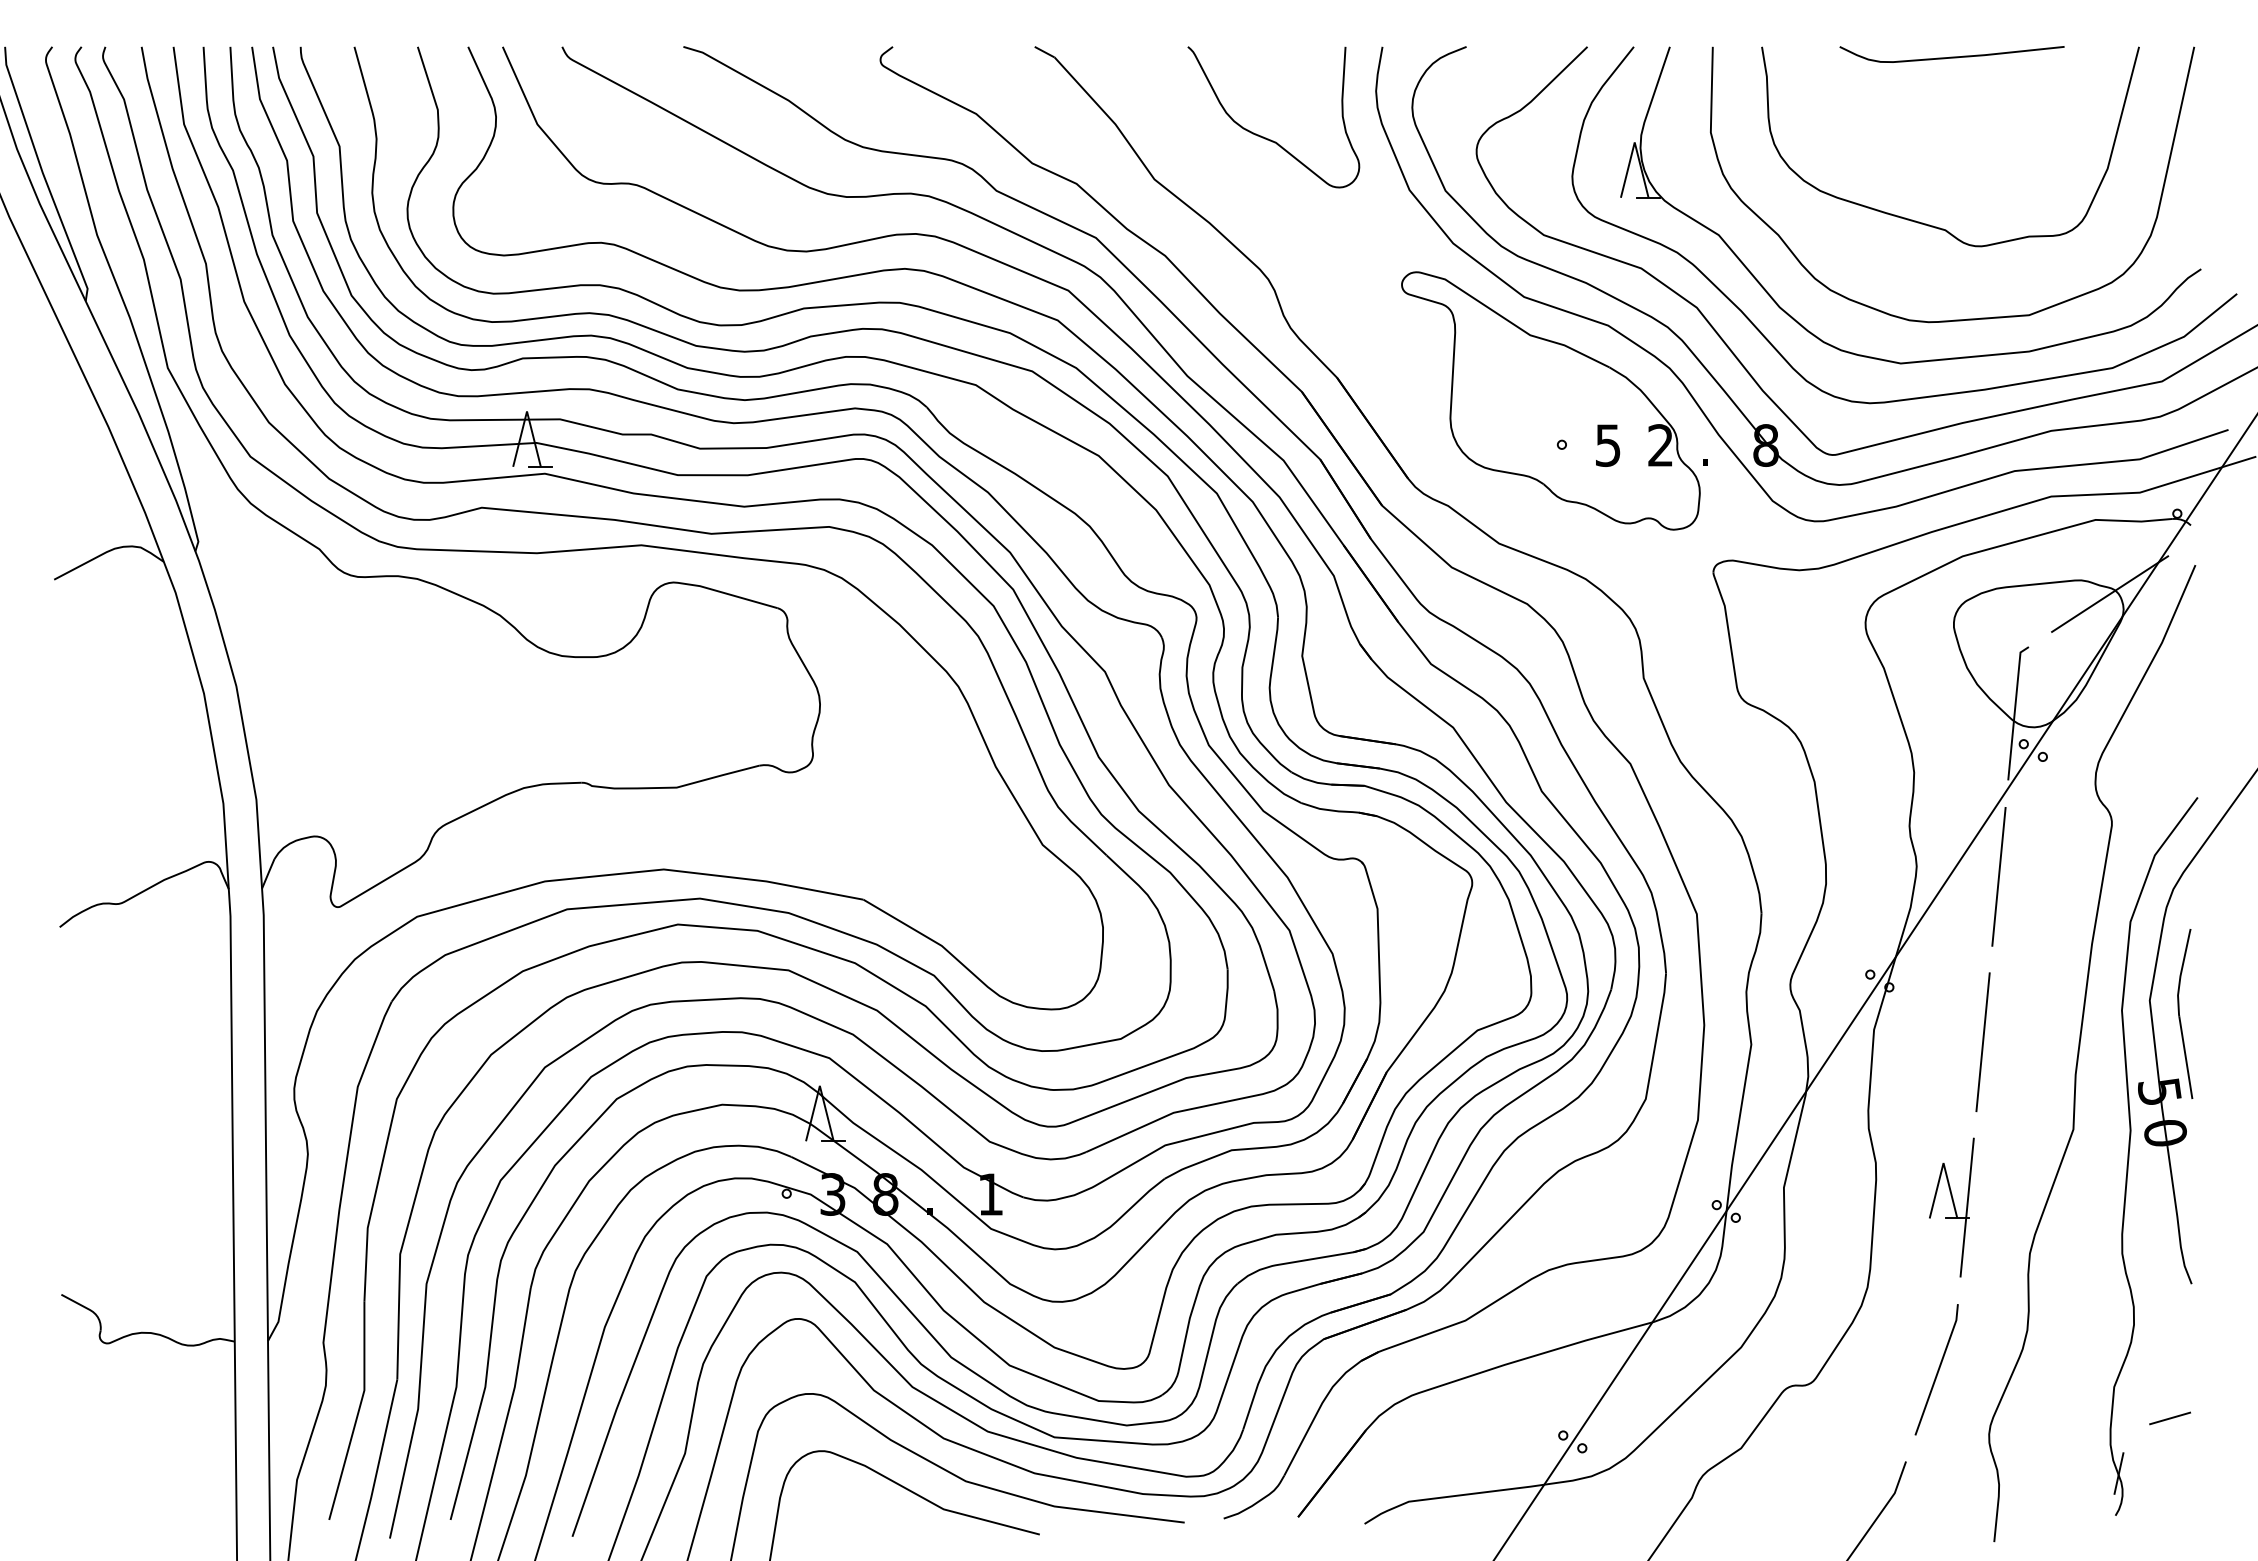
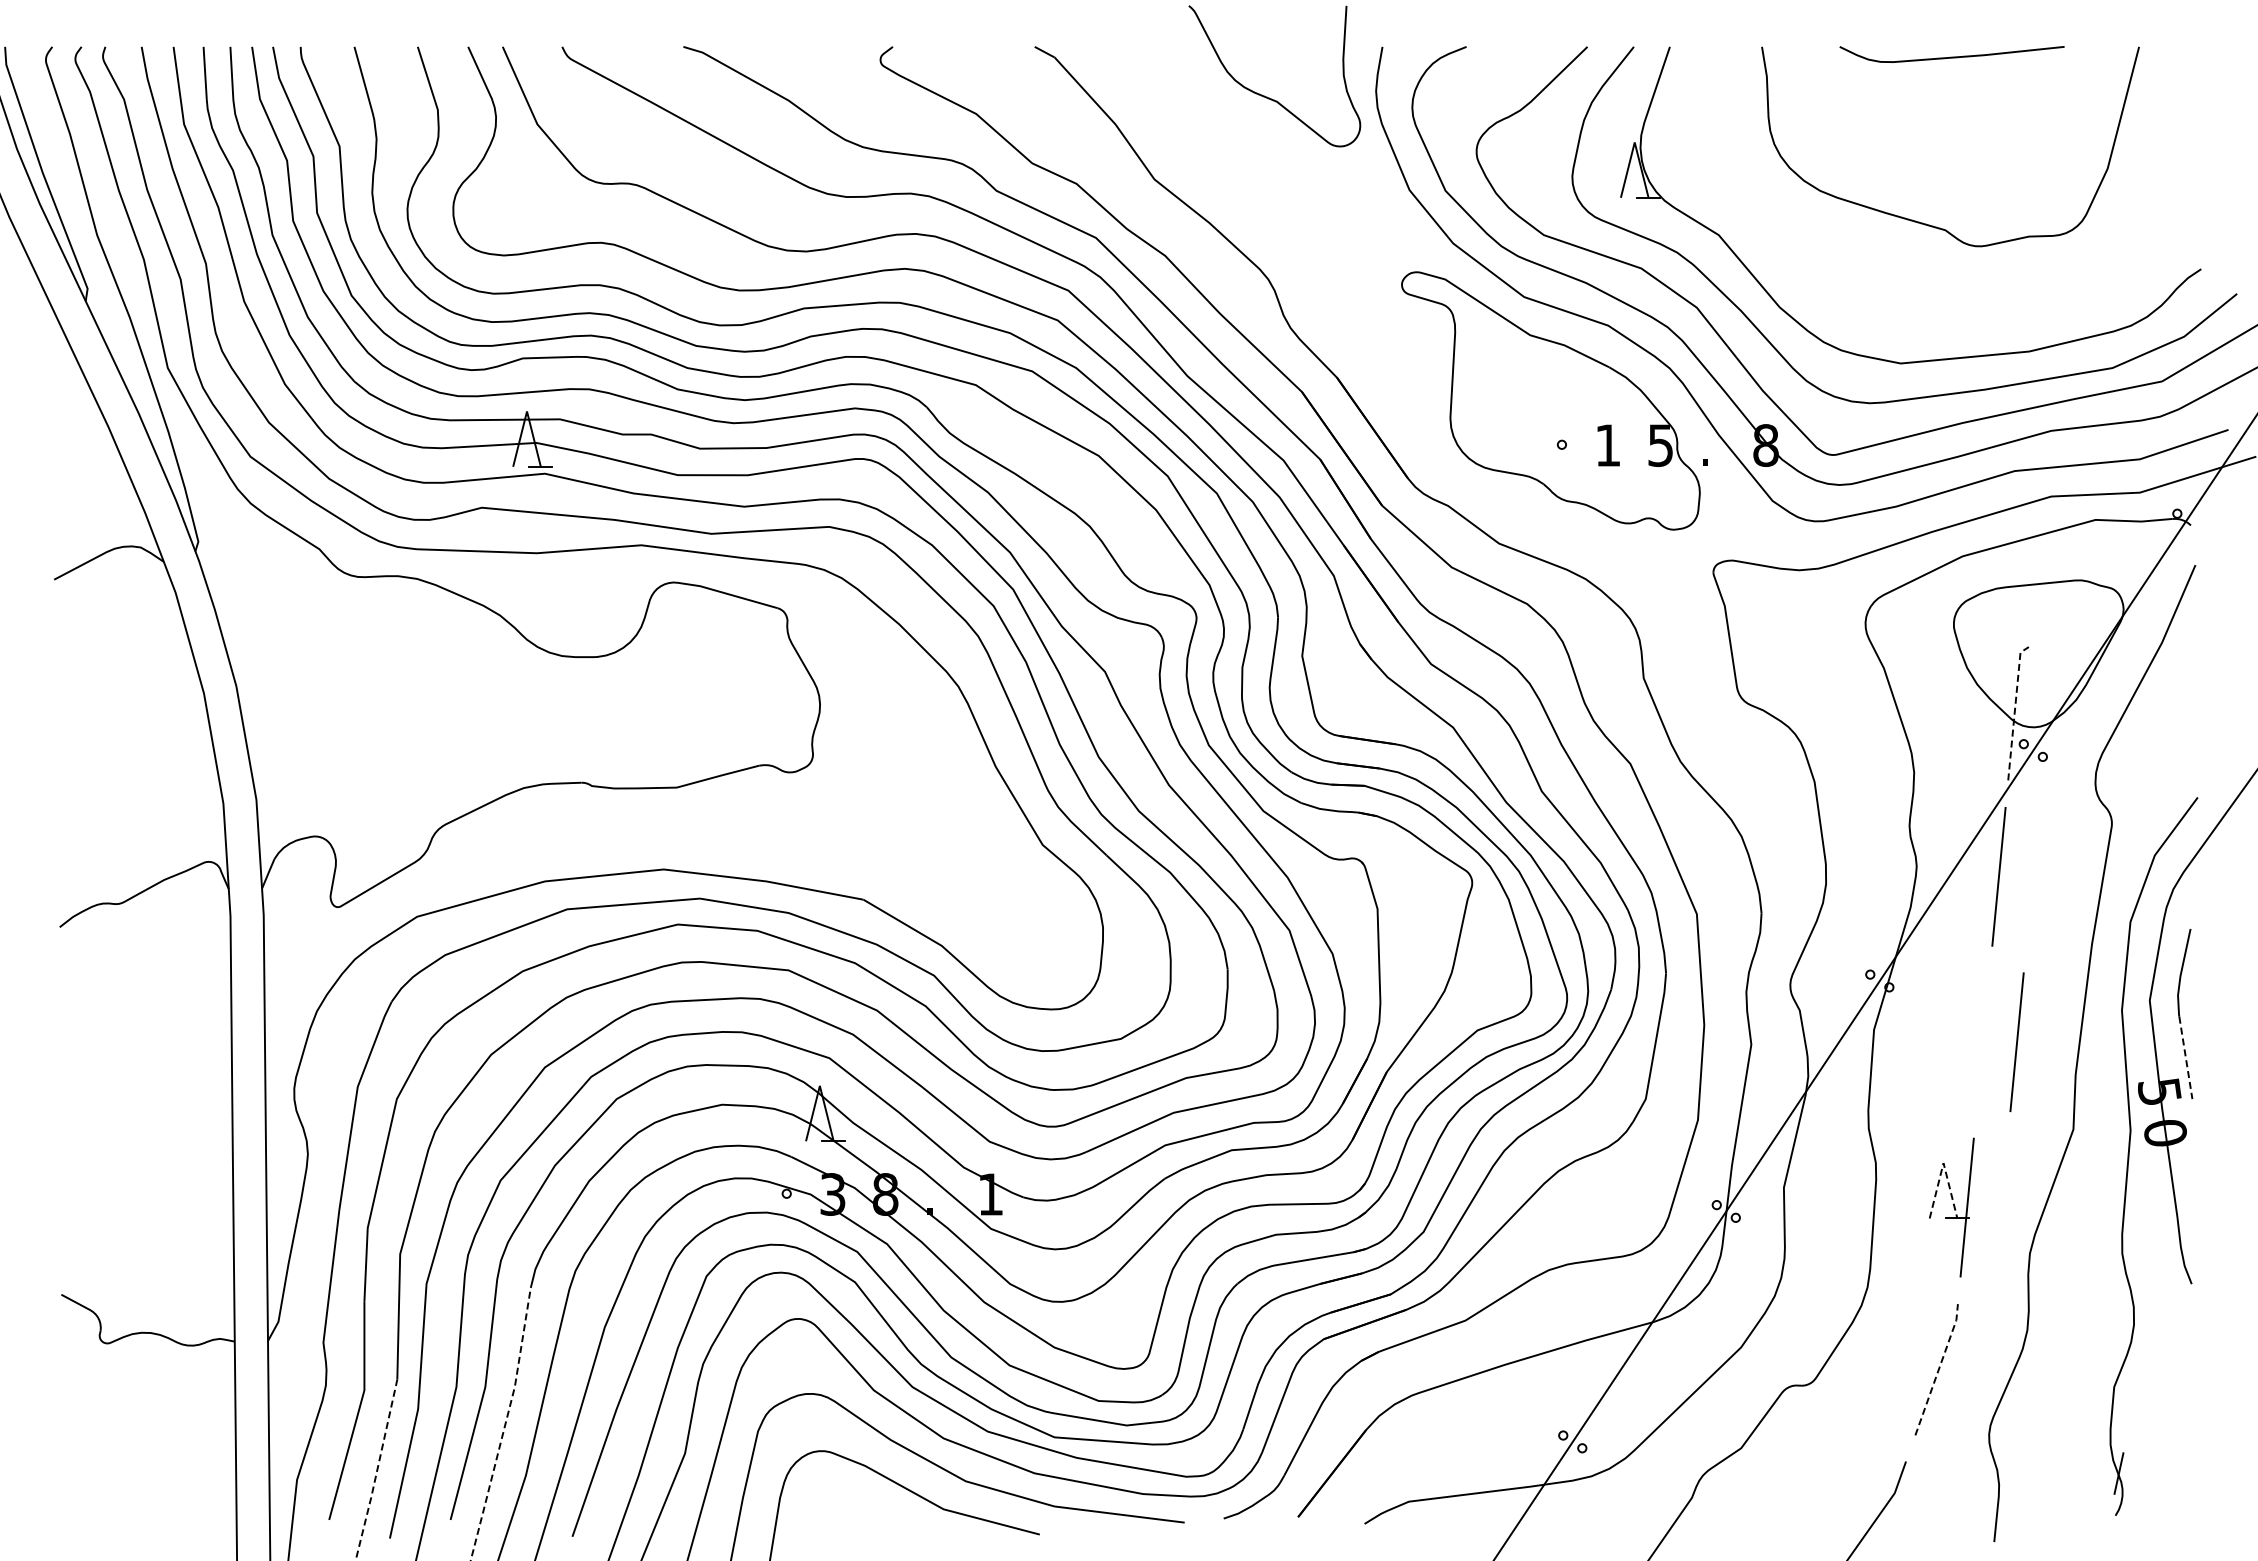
curve position: (1266, 137) -> (1267, 96) (1267, 96)
curve: present -> none (1967, 318)
text: 5 -> 1 (1608, 445)
text: 2 -> 5 (1660, 445)
line: present -> none (2110, 593)
line: solid -> dashed (2014, 710)
line position: (1982, 1042) -> (2016, 1042) (2016, 1042)
line: solid -> dashed (2185, 1057)
line: solid -> dashed (1943, 1163)
line: solid -> dashed (1939, 1368)
line: present -> none (2170, 1418)
line: solid -> dashed (505, 1424)
line: solid -> dashed (377, 1470)
